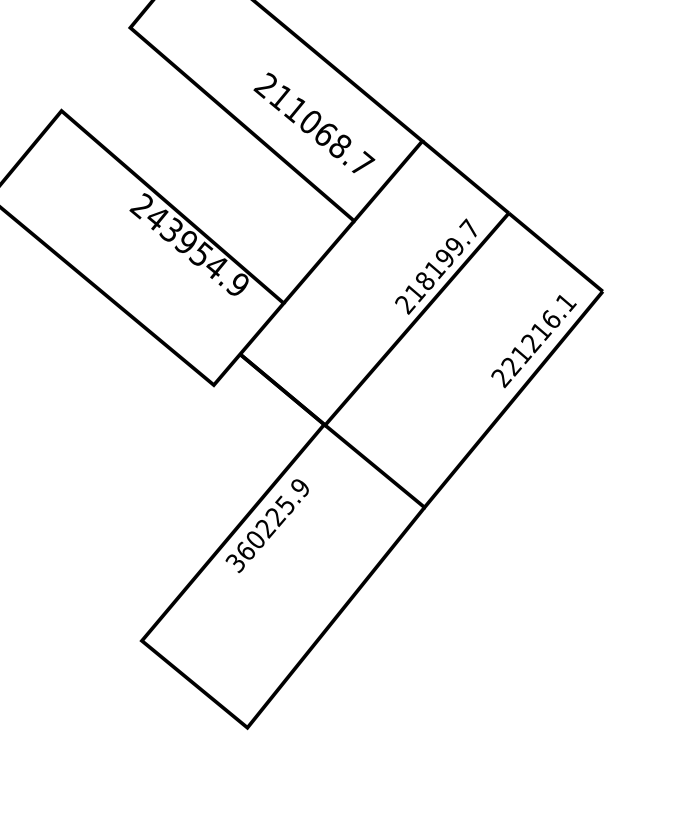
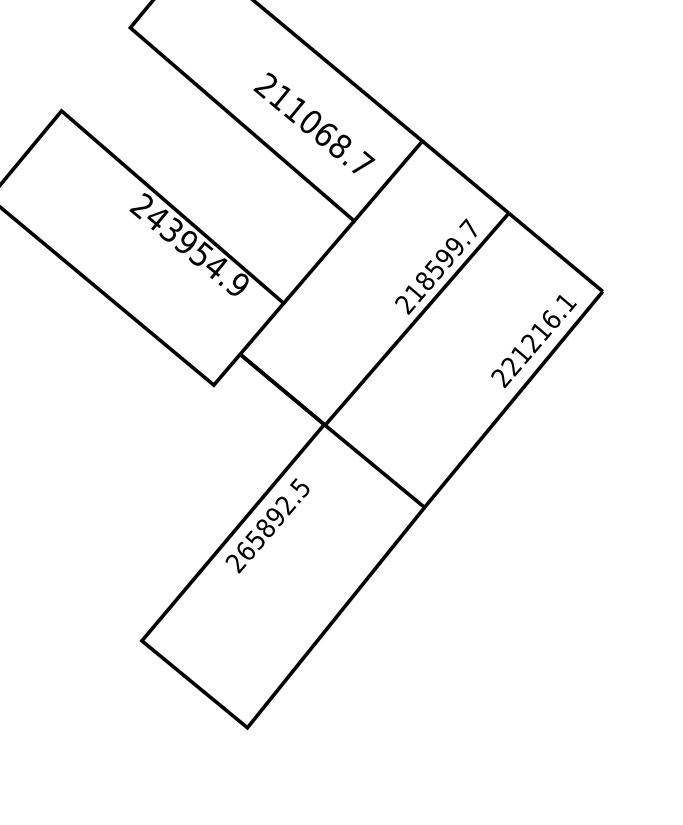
text: 218199.7 -> 218599.7 (434, 269)
text: 360225.9 -> 265892.5 (267, 525)
